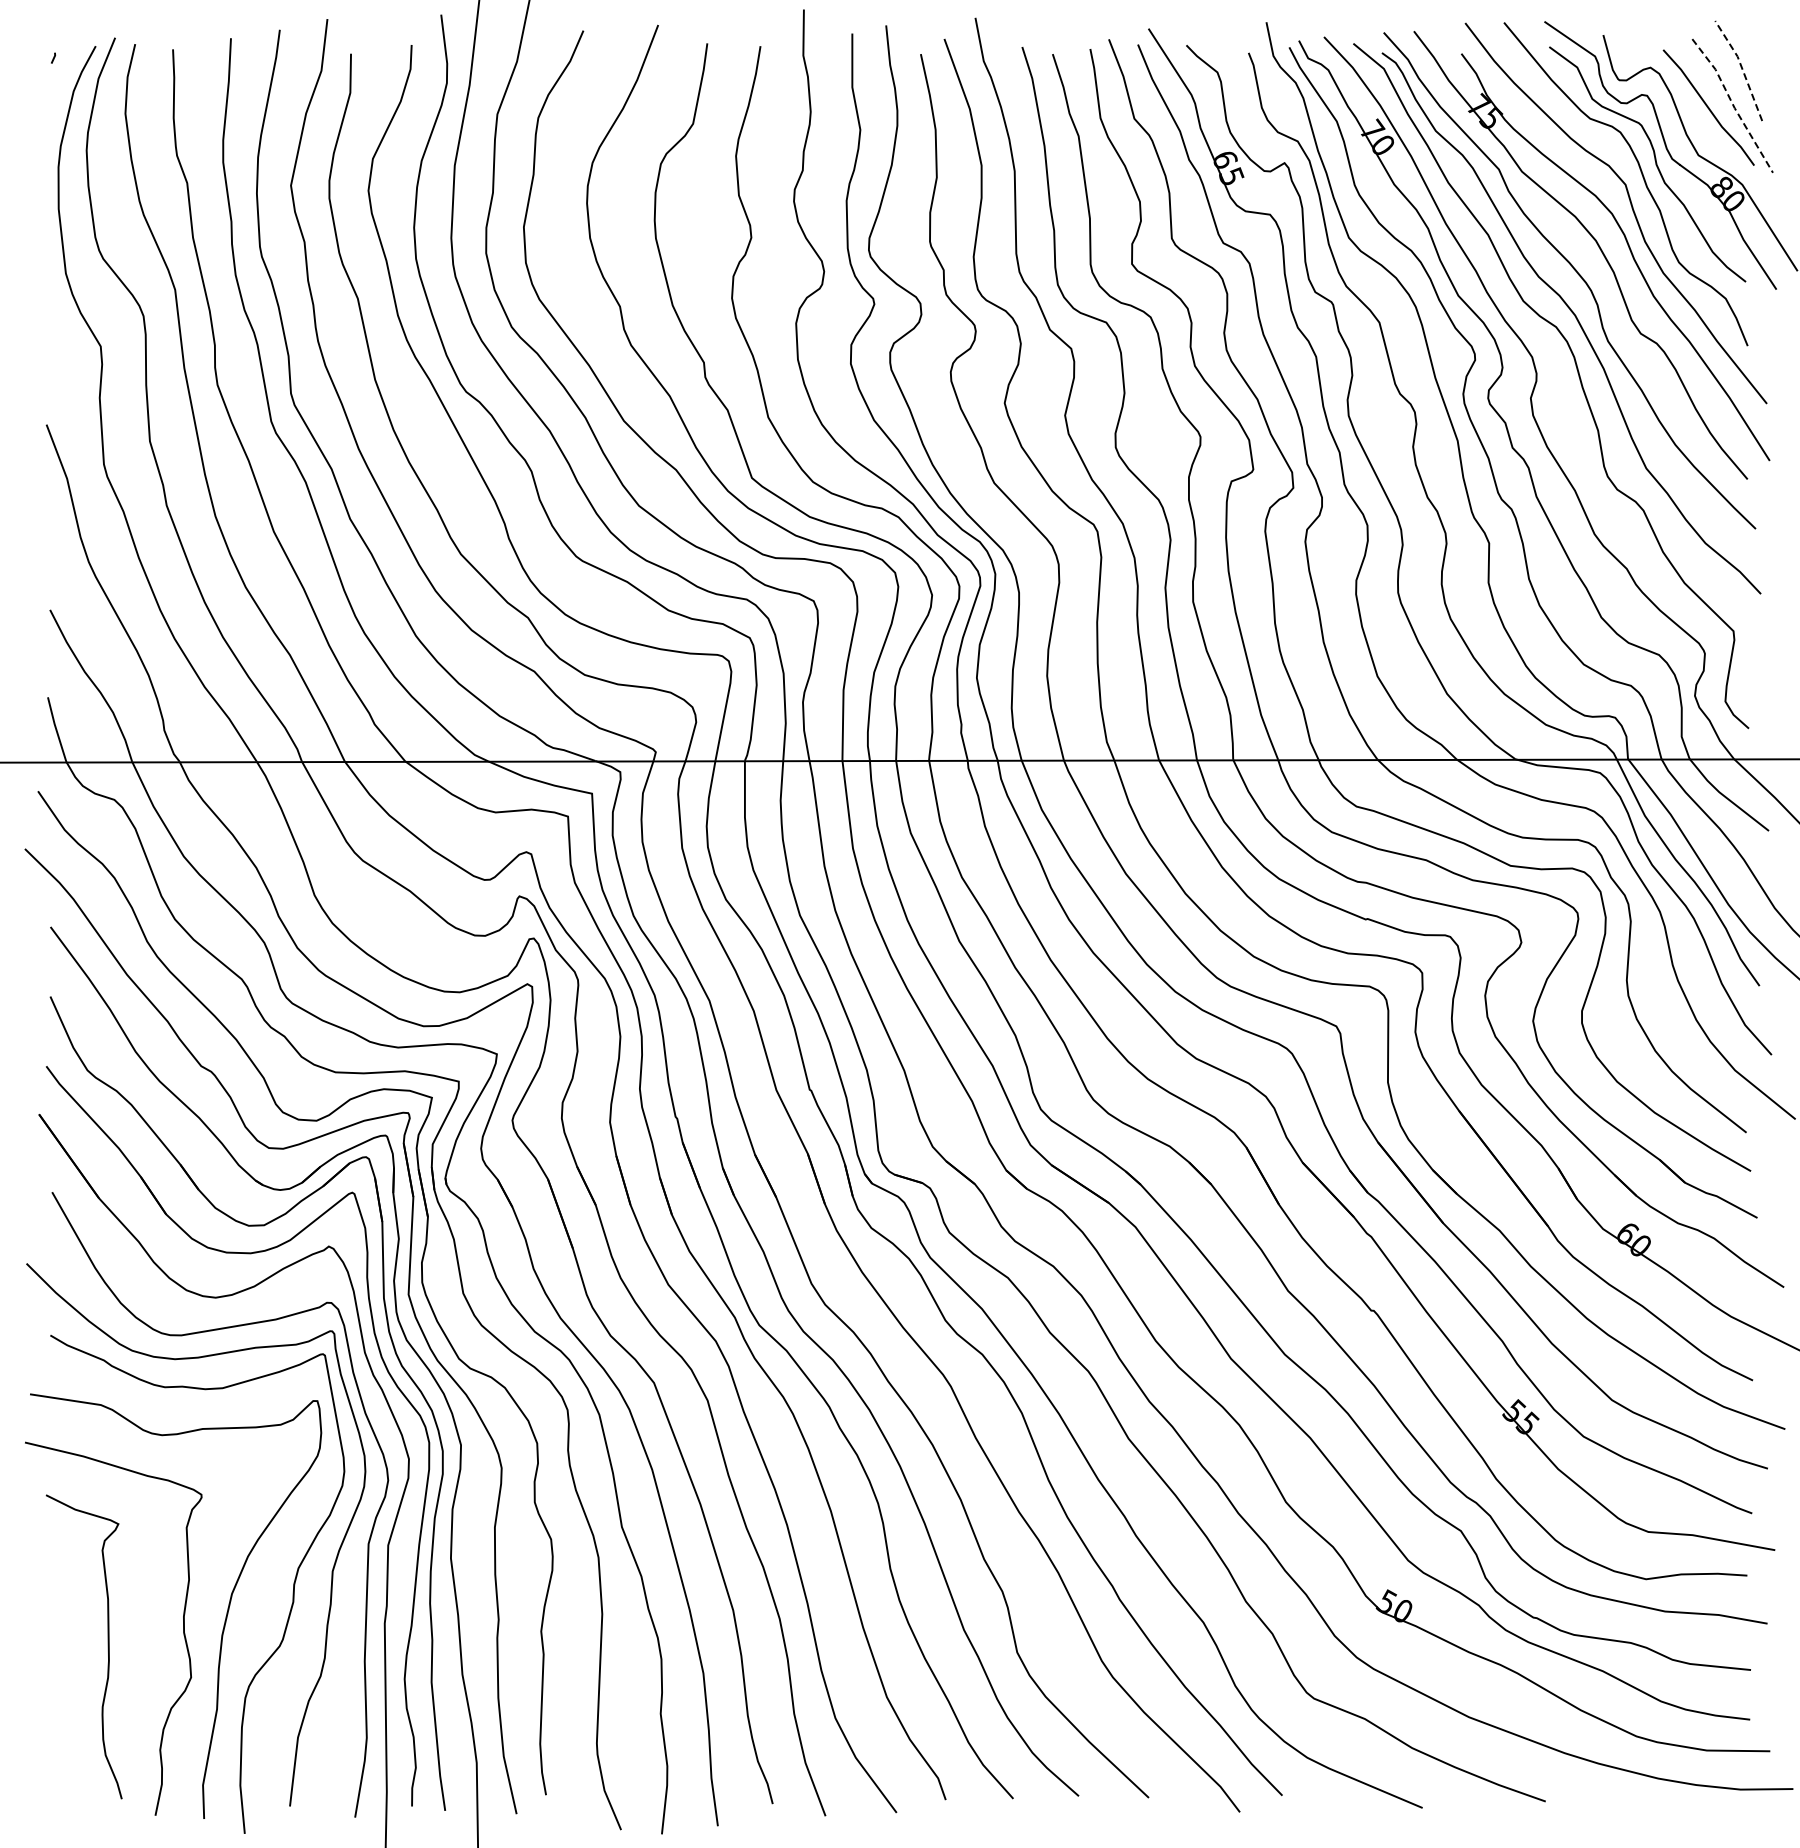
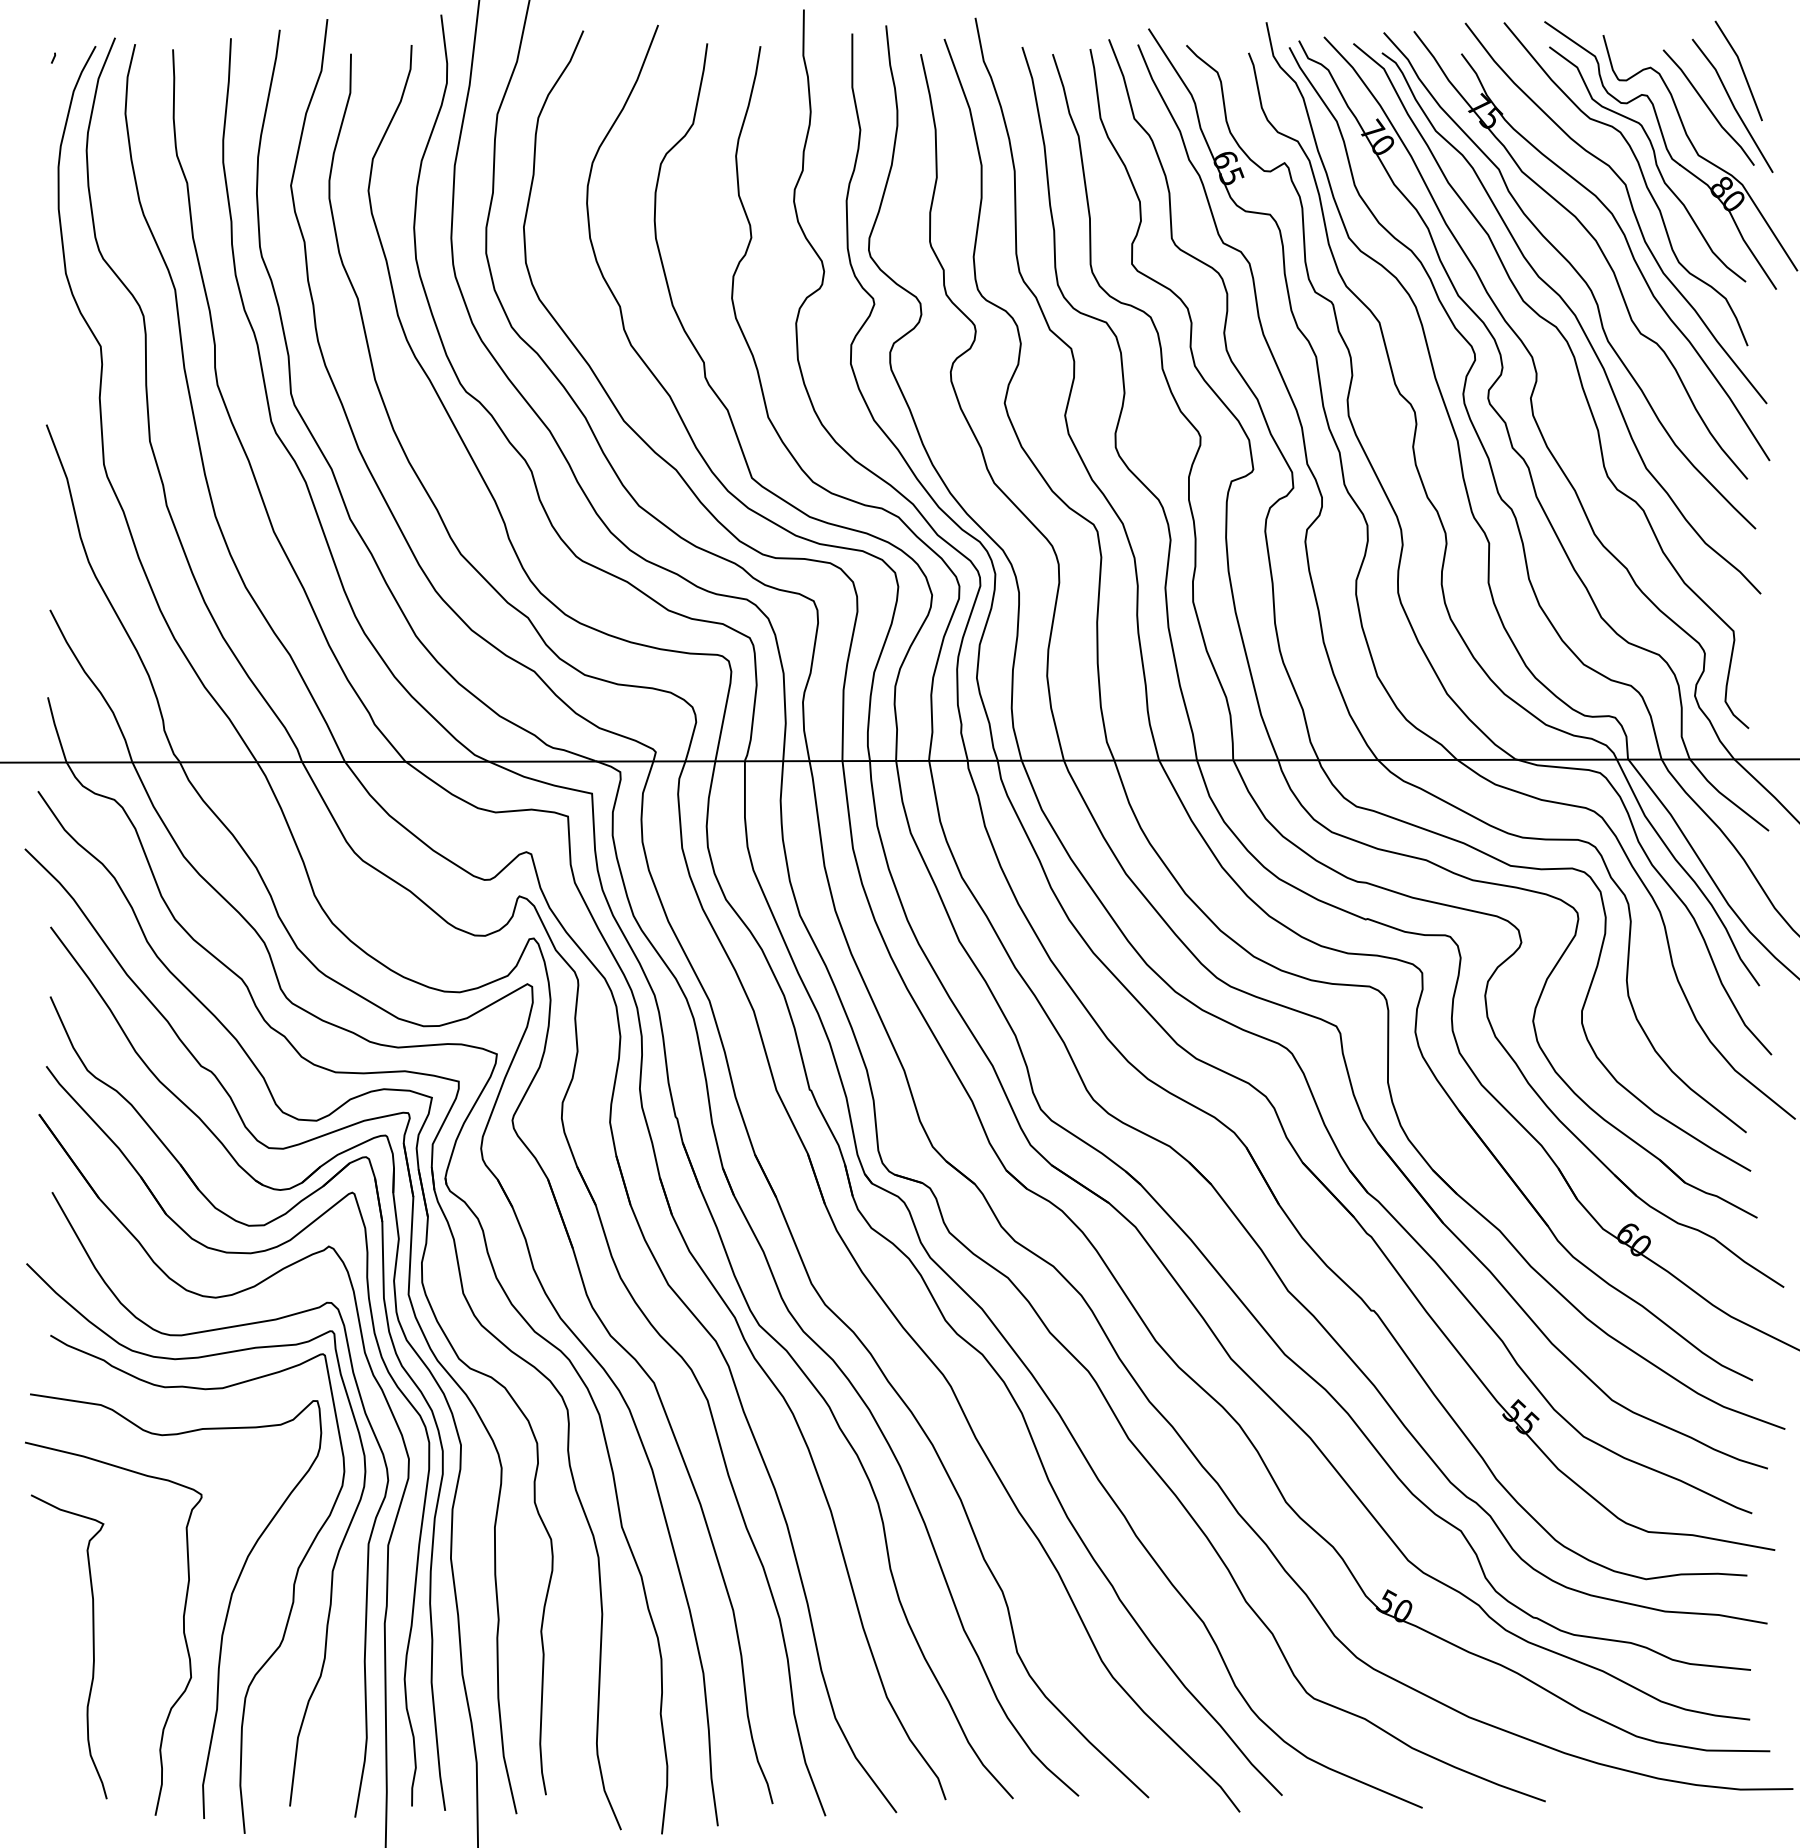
line: dashed -> solid (1742, 68)
line: dashed -> solid (1733, 104)
curve position: (107, 1646) -> (92, 1646) (92, 1646)
